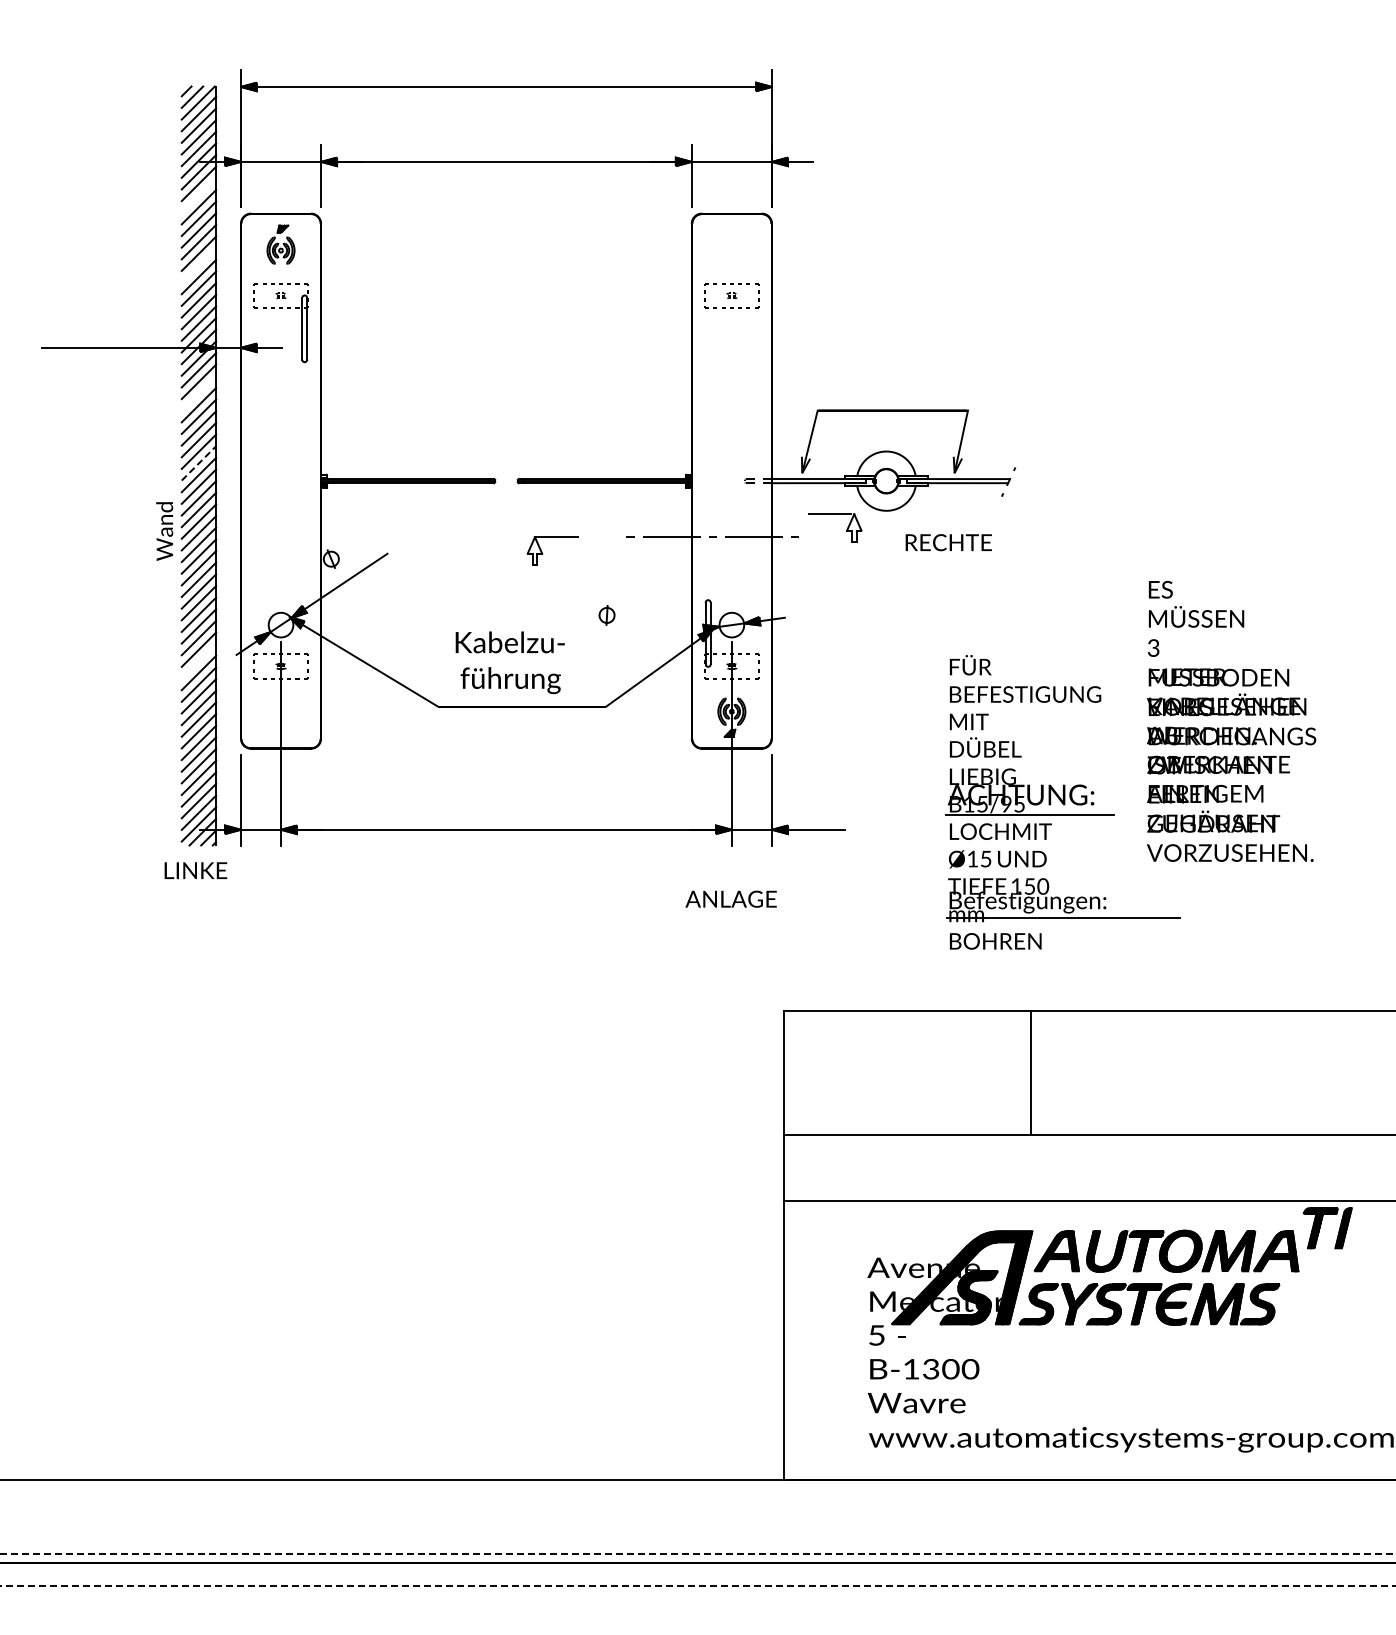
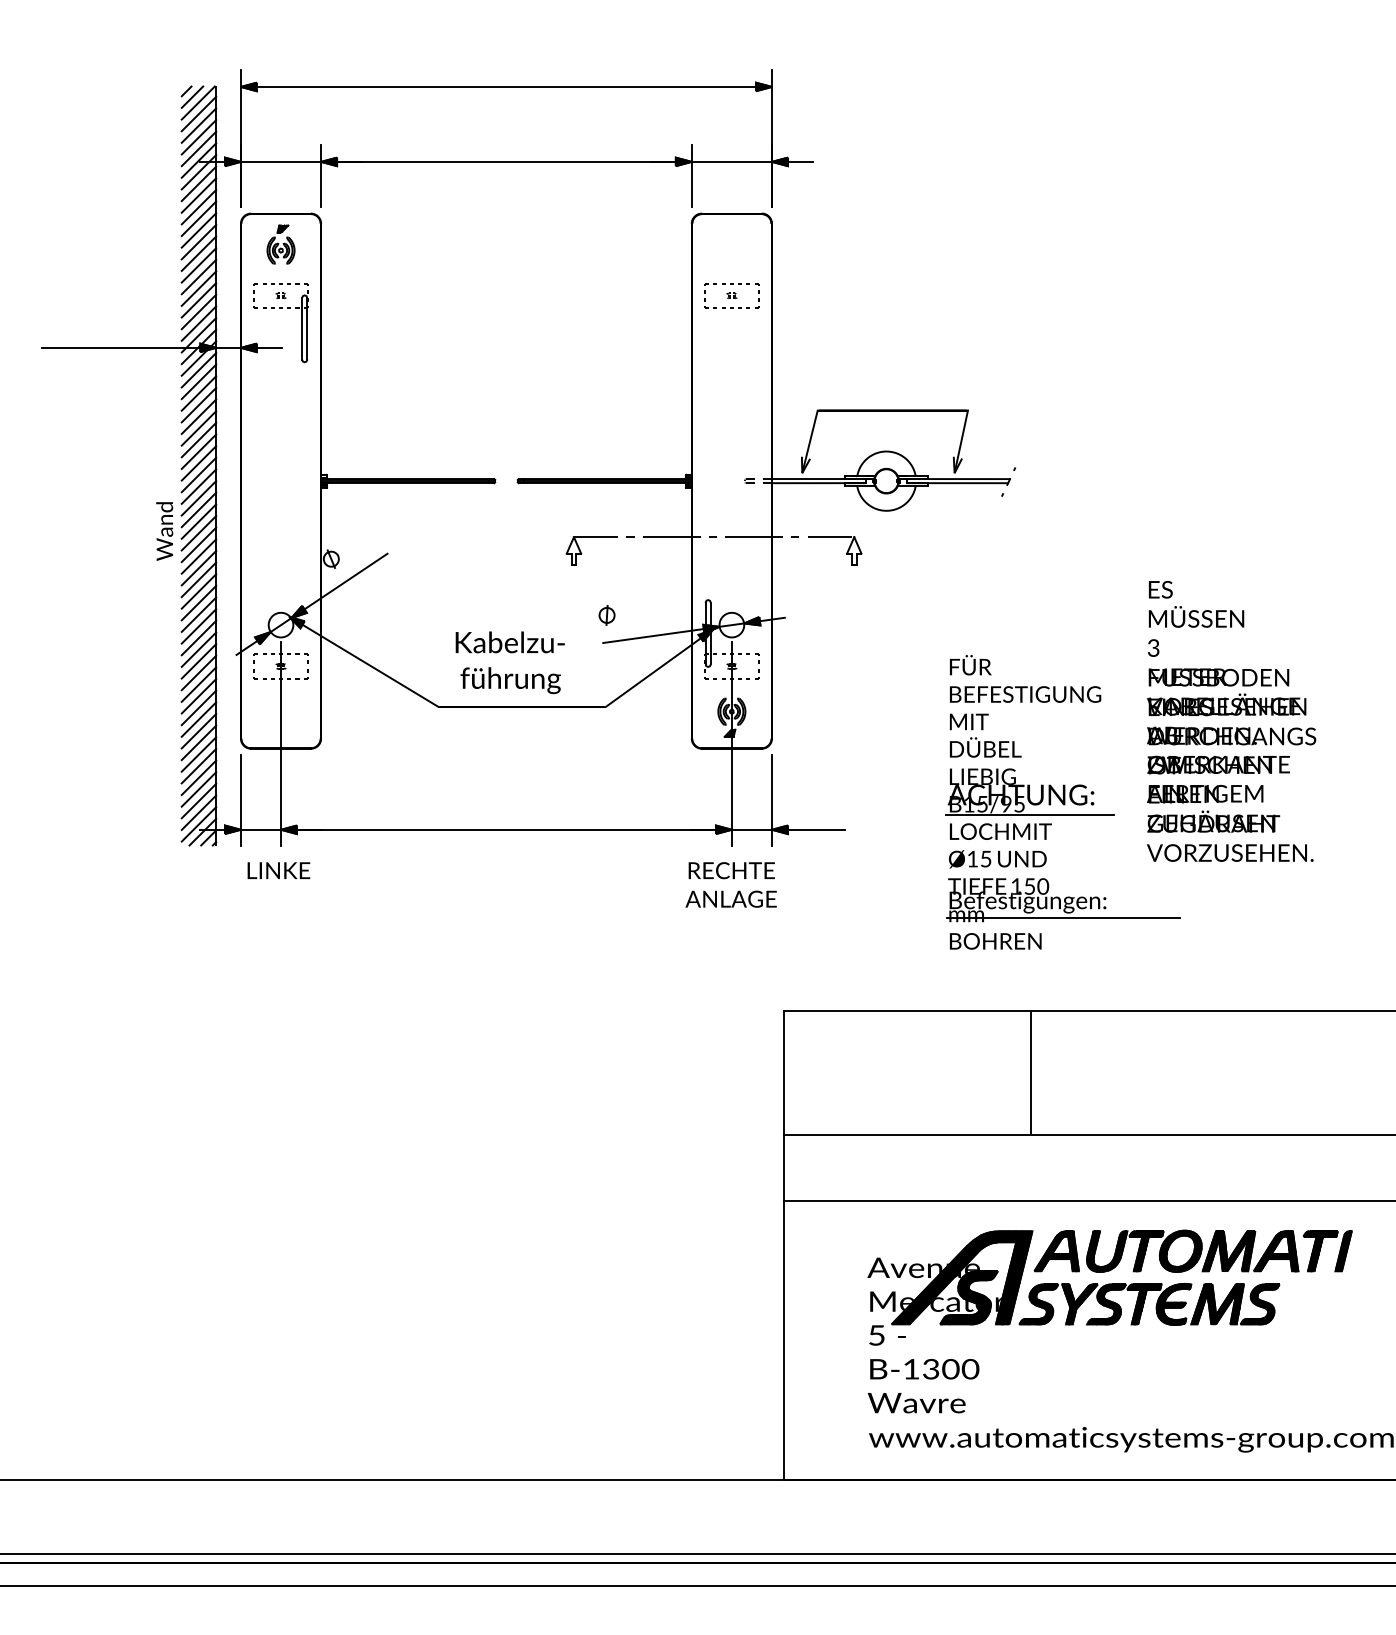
line: none -> present (198, 195)
line: none -> present (198, 265)
line: none -> present (198, 393)
line: dashed -> solid (199, 463)
part position: (846, 529) -> (846, 552) (846, 552)
text position: (948, 542) -> (731, 870) (731, 870)
part position: (543, 553) -> (582, 553) (582, 553)
line: none -> present (653, 635)
line: none -> present (198, 661)
text position: (195, 870) -> (278, 870) (278, 870)
part position: (1321, 1225) -> (1321, 1248) (1321, 1248)
line: dashed -> solid (698, 1553)
line: dashed -> solid (698, 1585)
